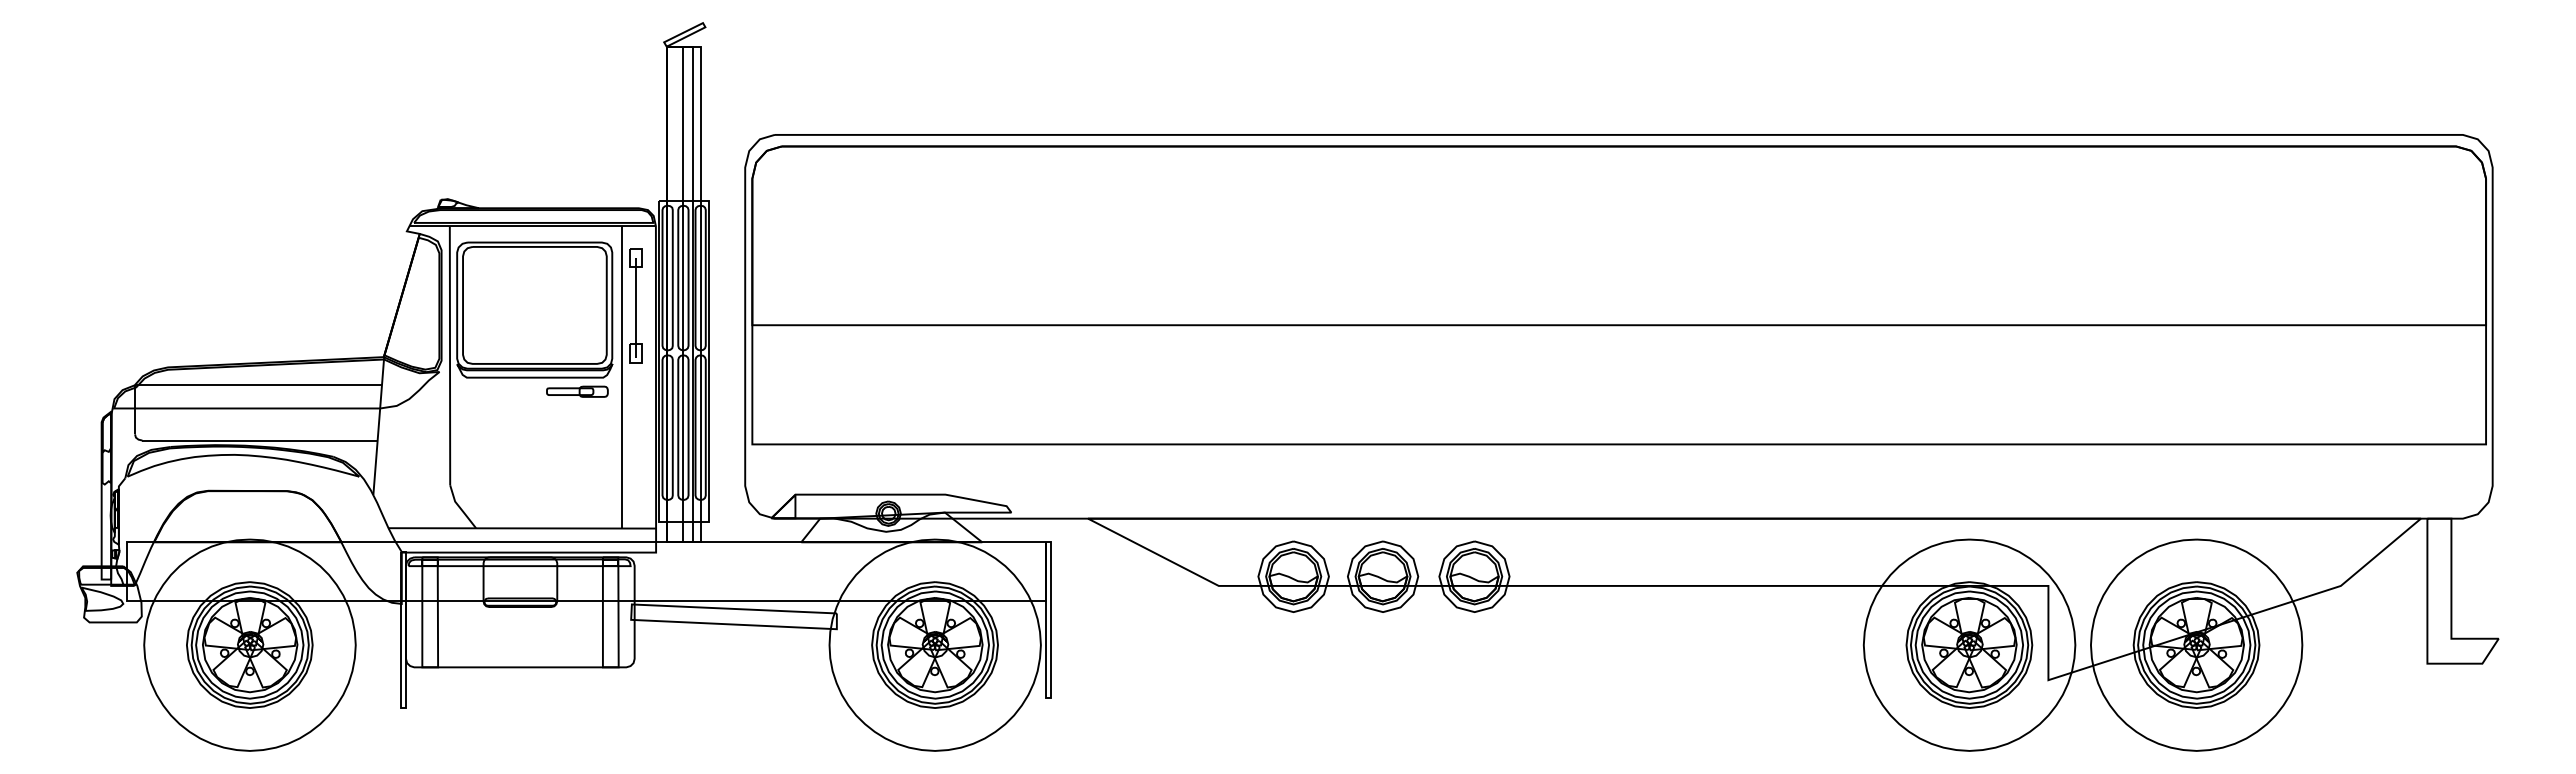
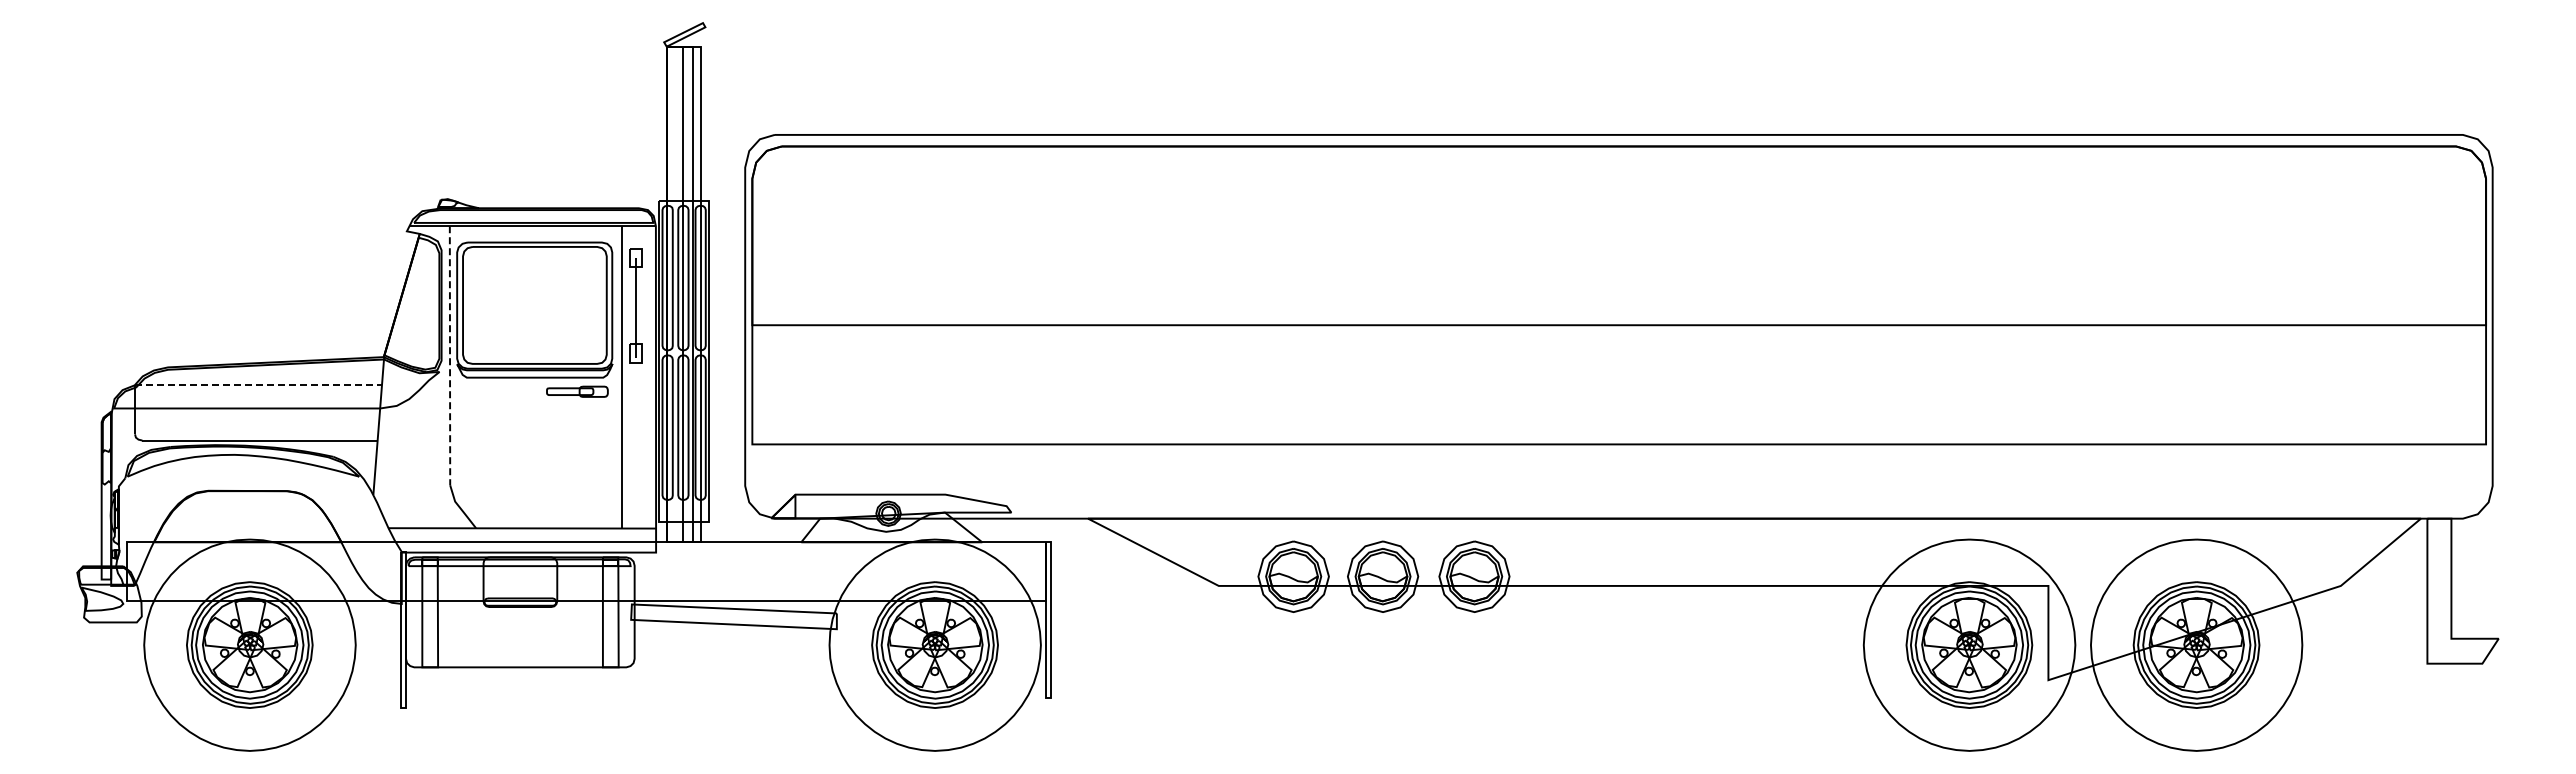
line: solid -> dashed (450, 355)
line: solid -> dashed (259, 385)
